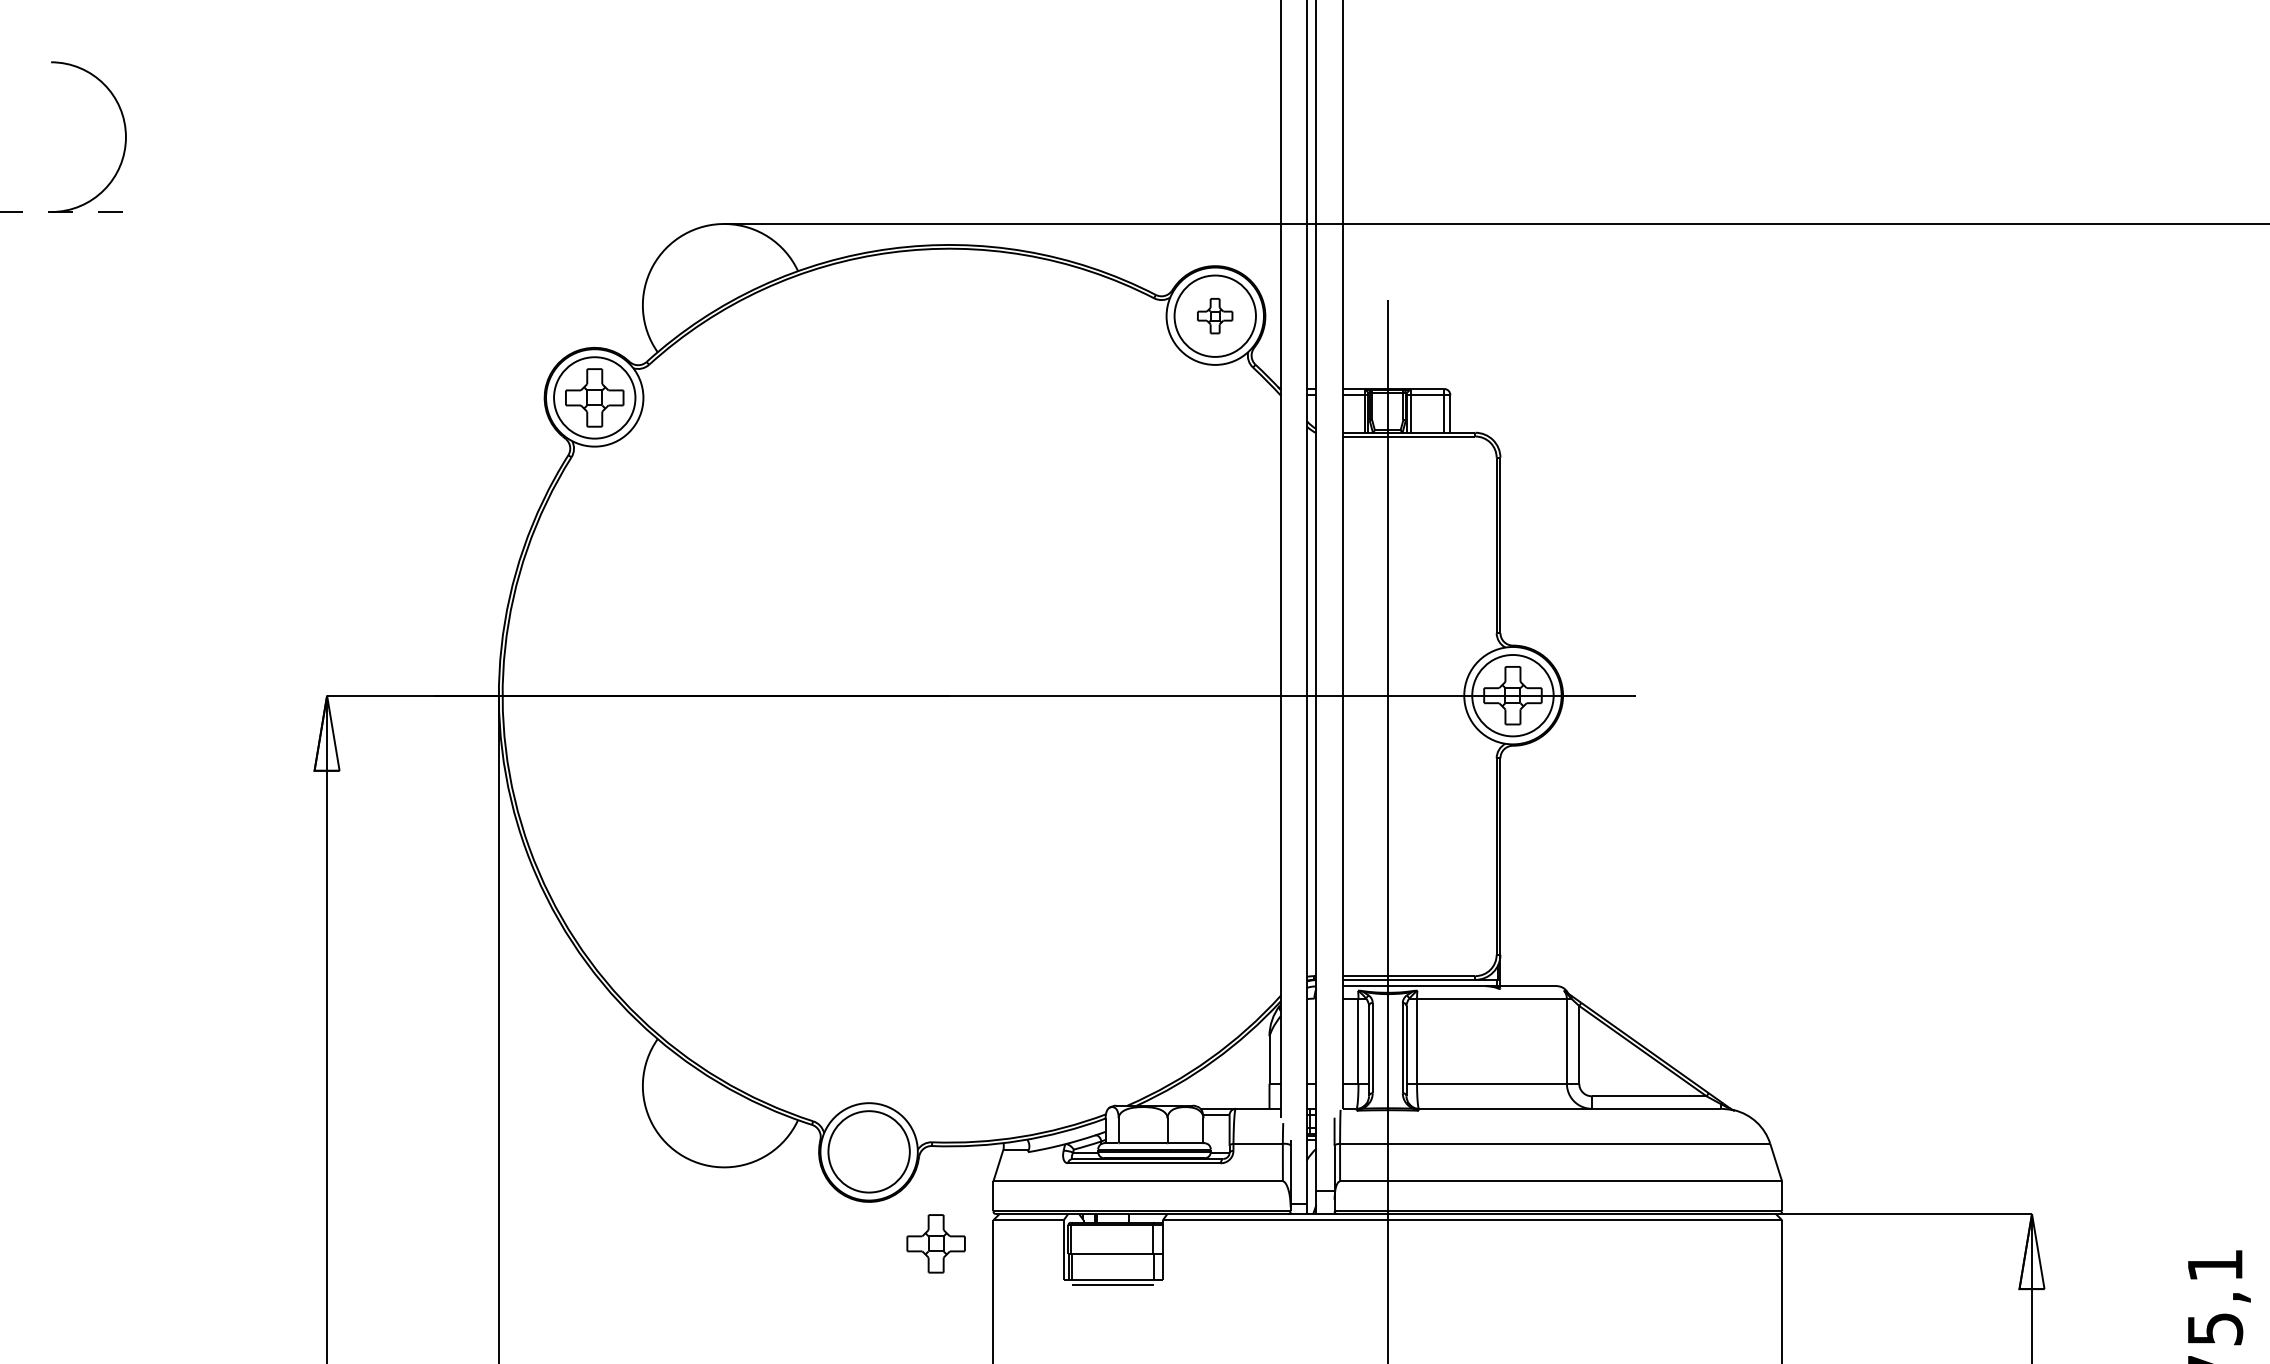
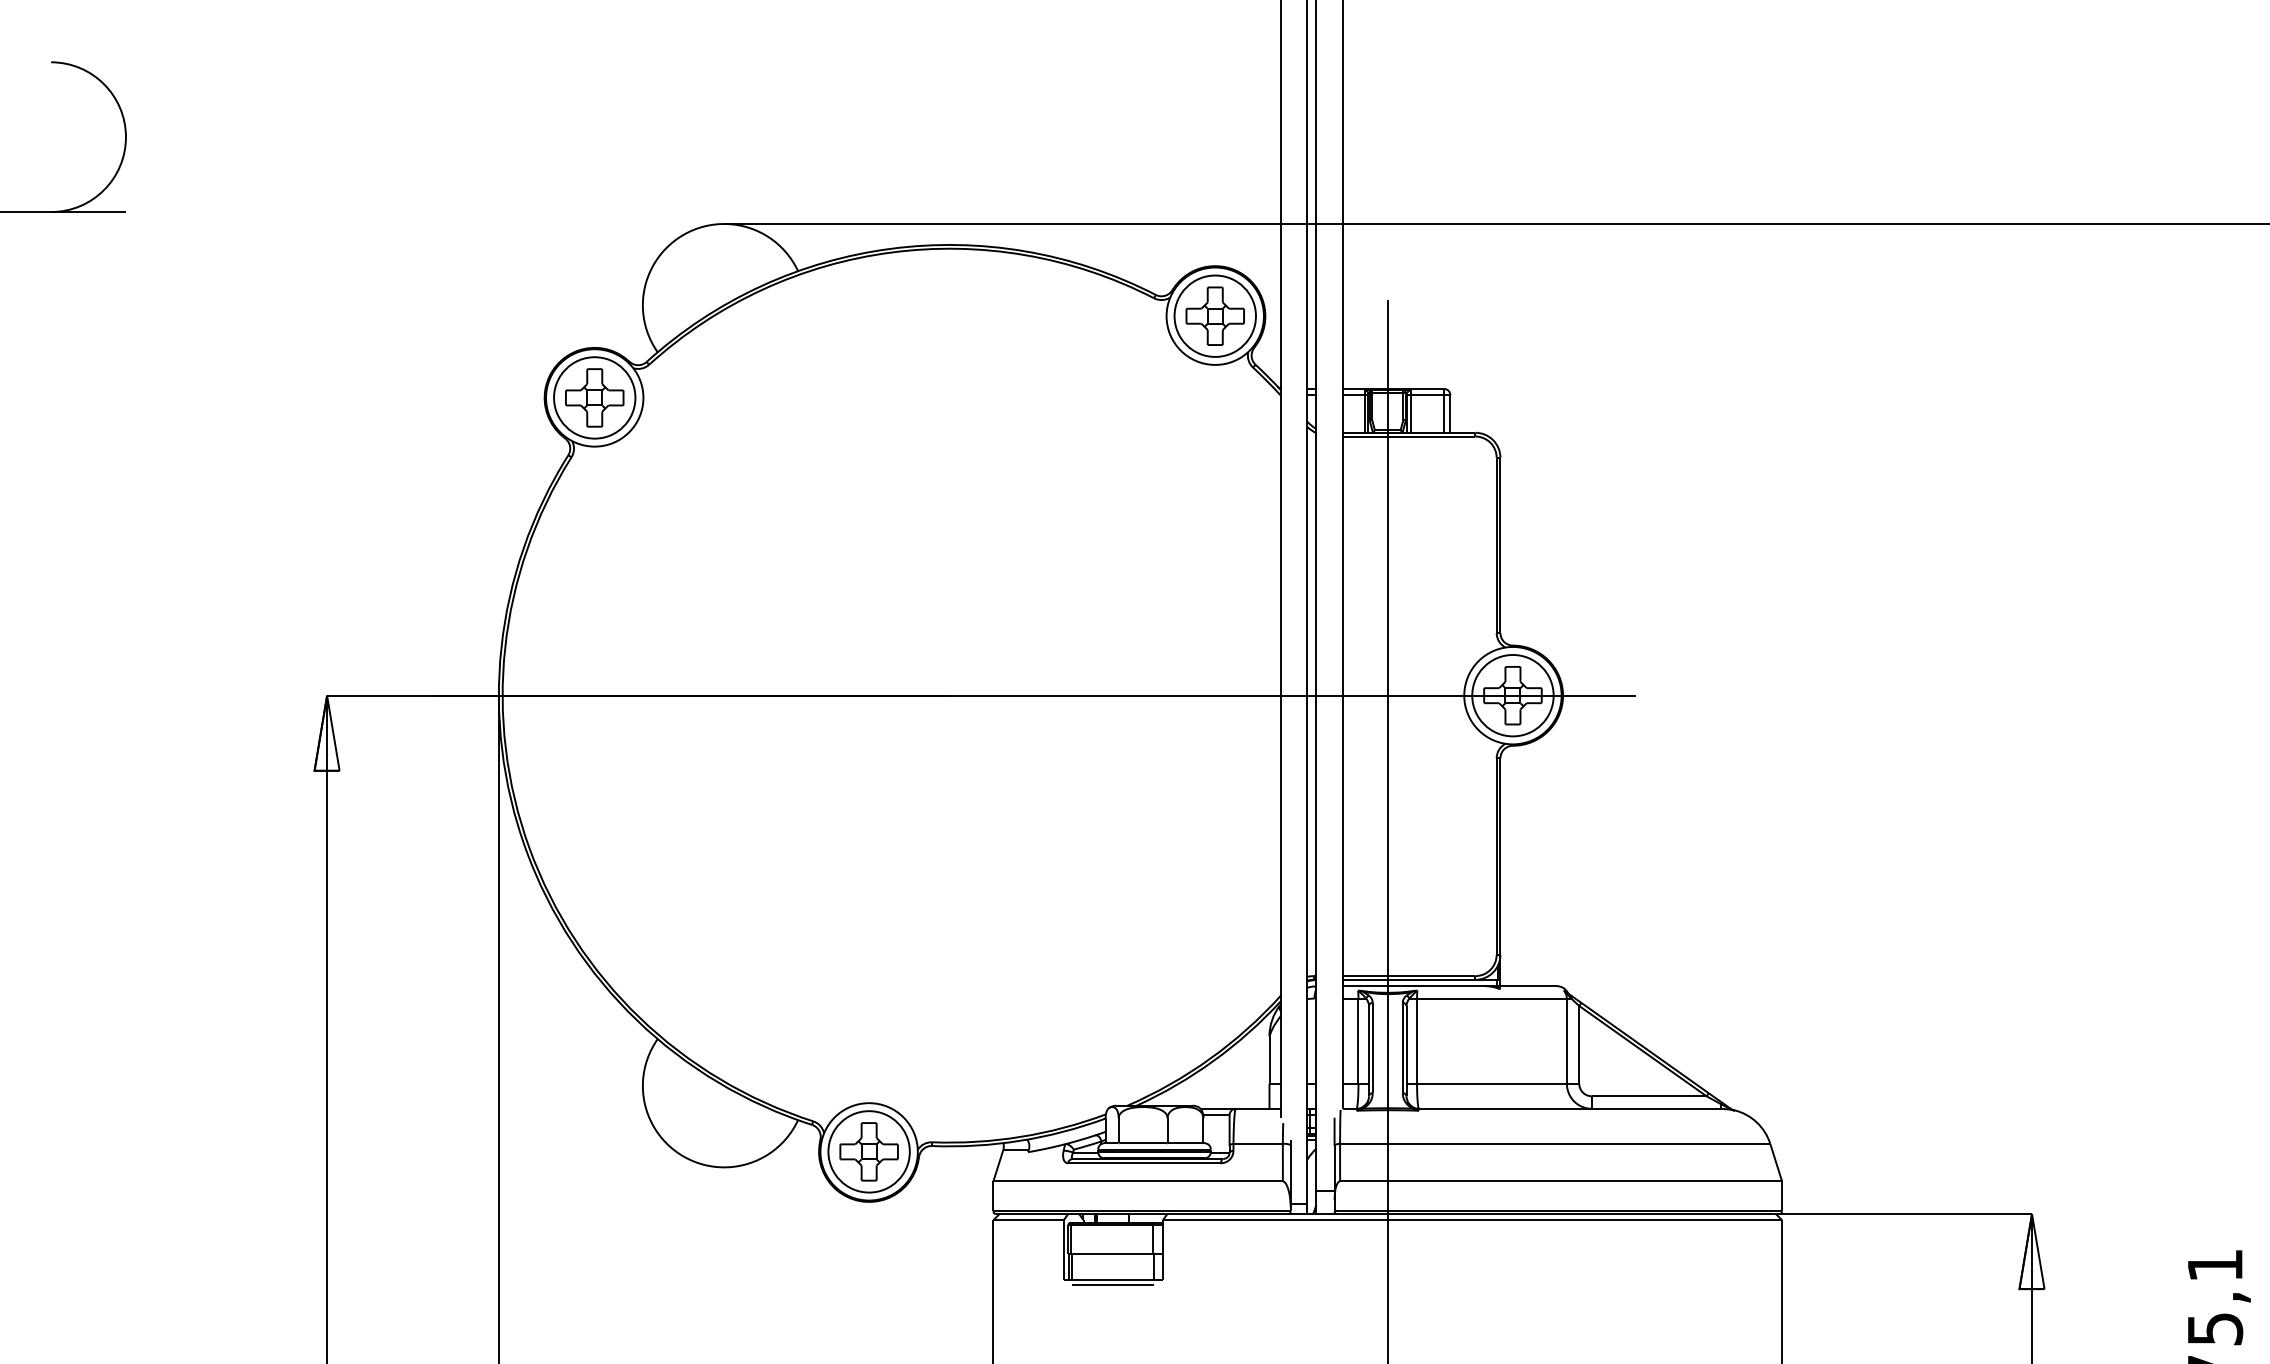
line: dashed -> solid (63, 212)
part size: 37x37 px -> 60x60 px (1214, 315)
part position: (935, 1243) -> (868, 1151) (868, 1151)
